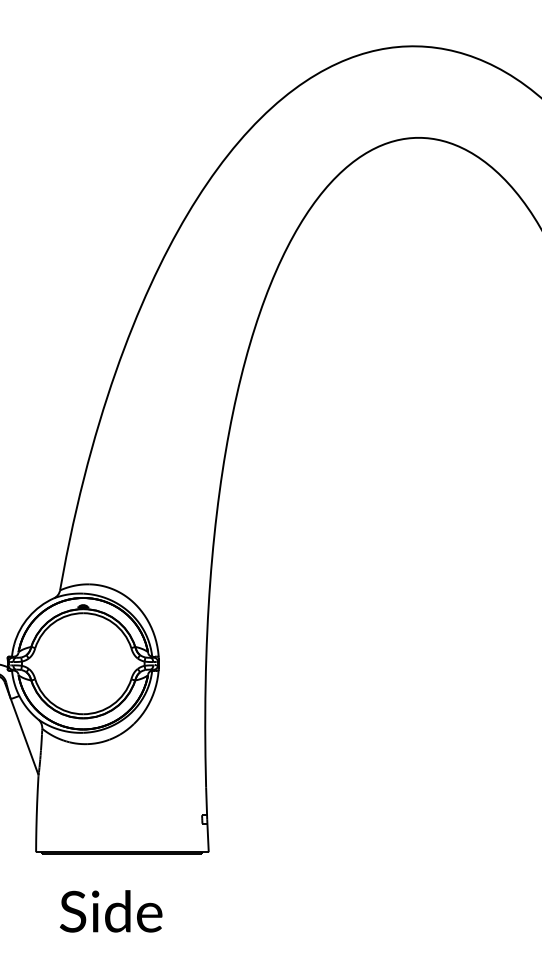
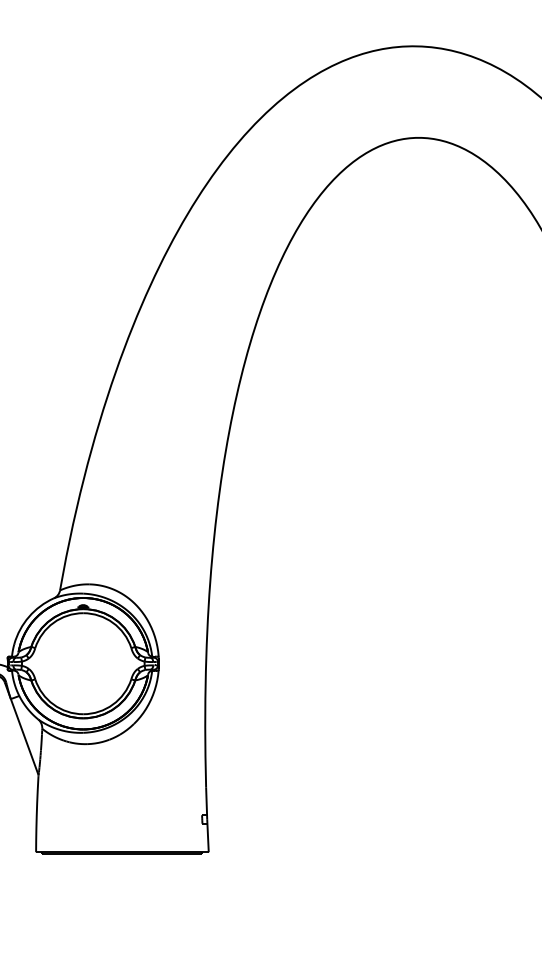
part: present -> none (111, 911)
